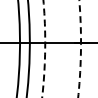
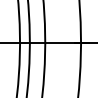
arc: dashed -> solid (80, 48)
arc: dashed -> solid (45, 49)
